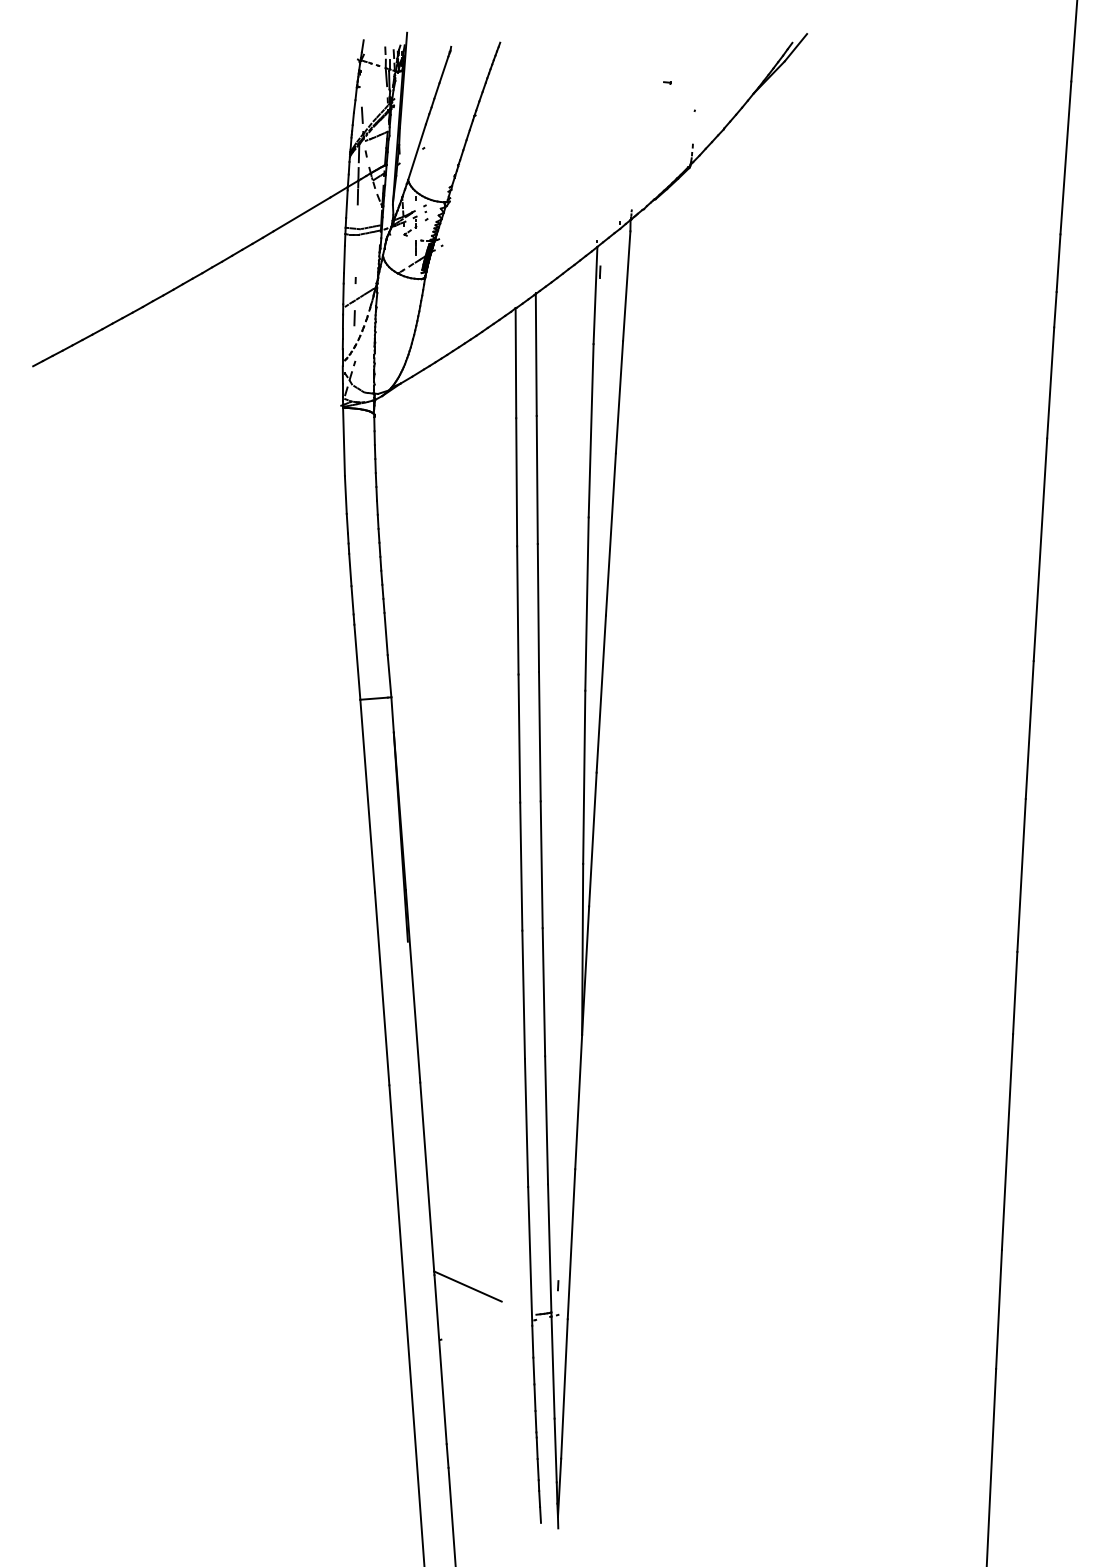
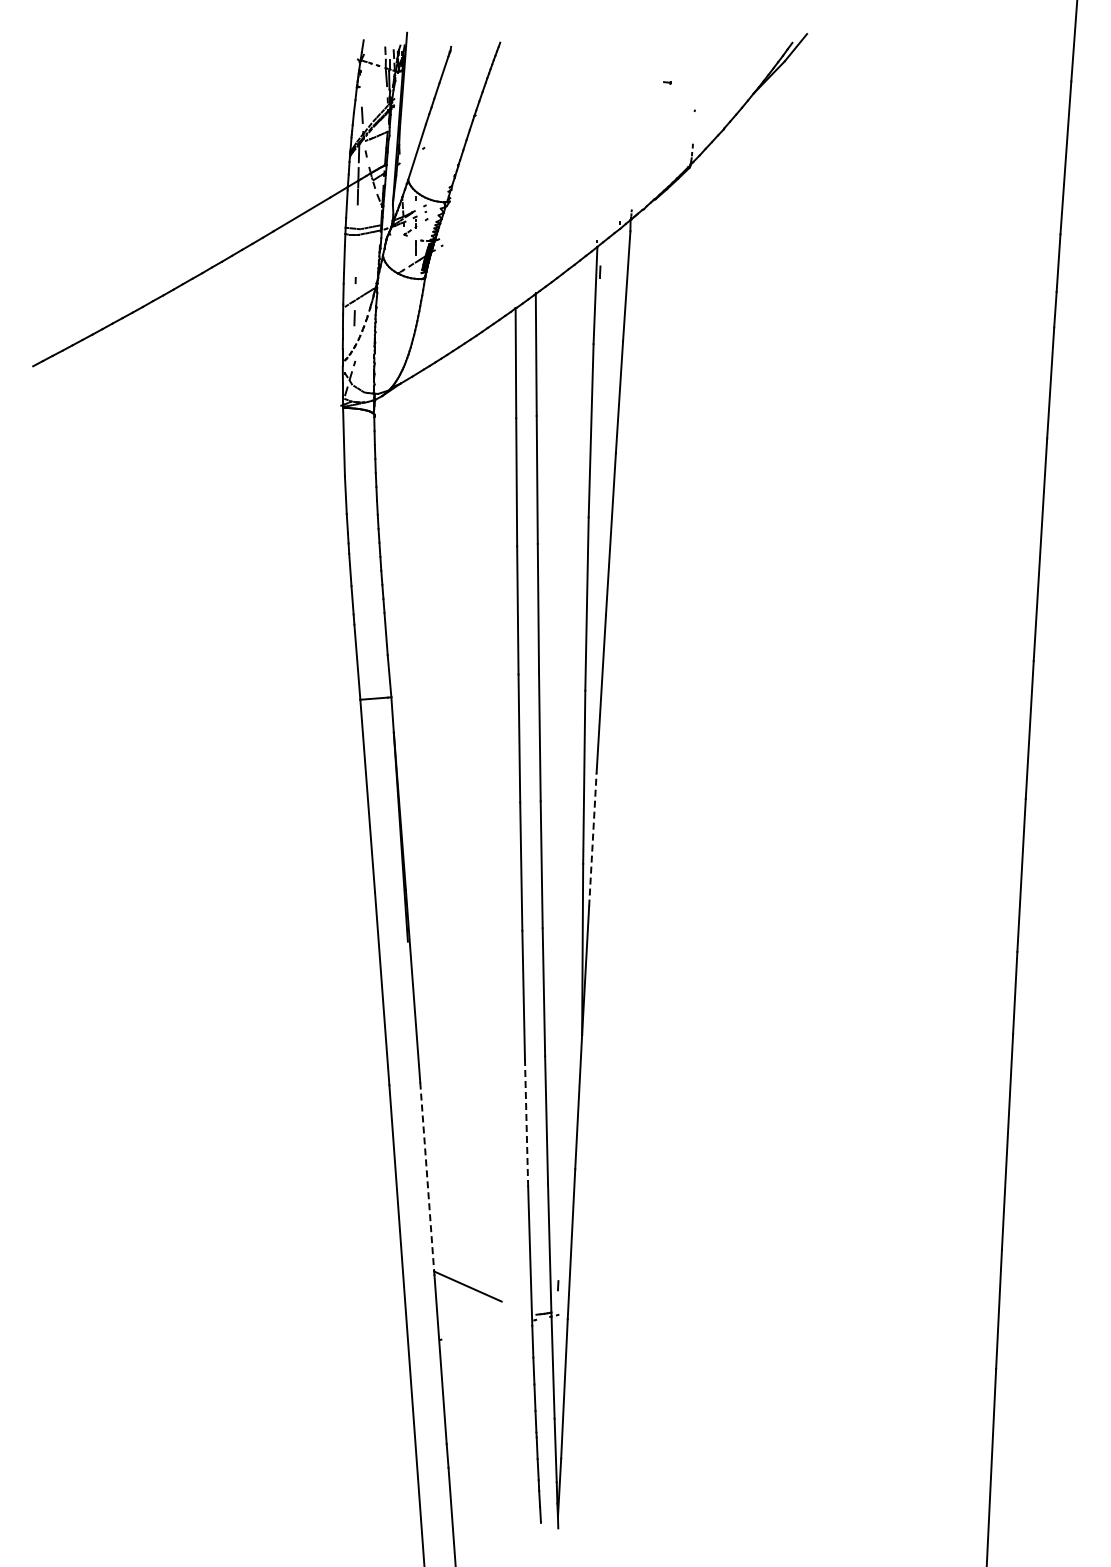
line: solid -> dashed (592, 839)
line: solid -> dashed (526, 1122)
line: solid -> dashed (427, 1177)
